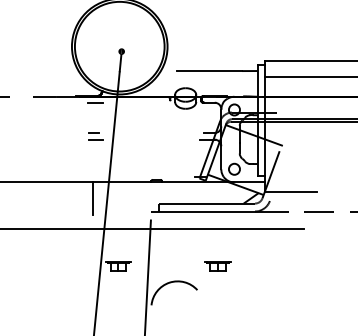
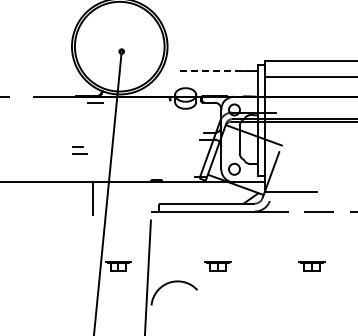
line: solid -> dashed (209, 71)
part position: (95, 136) -> (79, 150) (79, 150)
line: present -> none (152, 228)
part: none -> present (311, 266)
